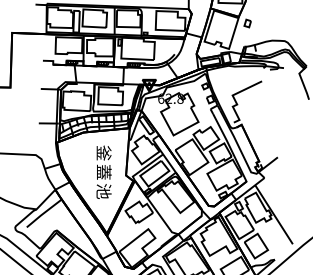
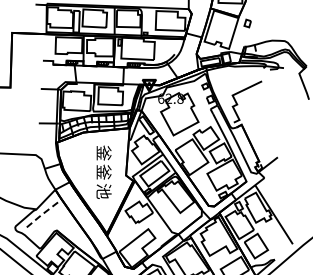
text: 蓋 -> 釜 (103, 171)
line: solid -> dashed (44, 213)
